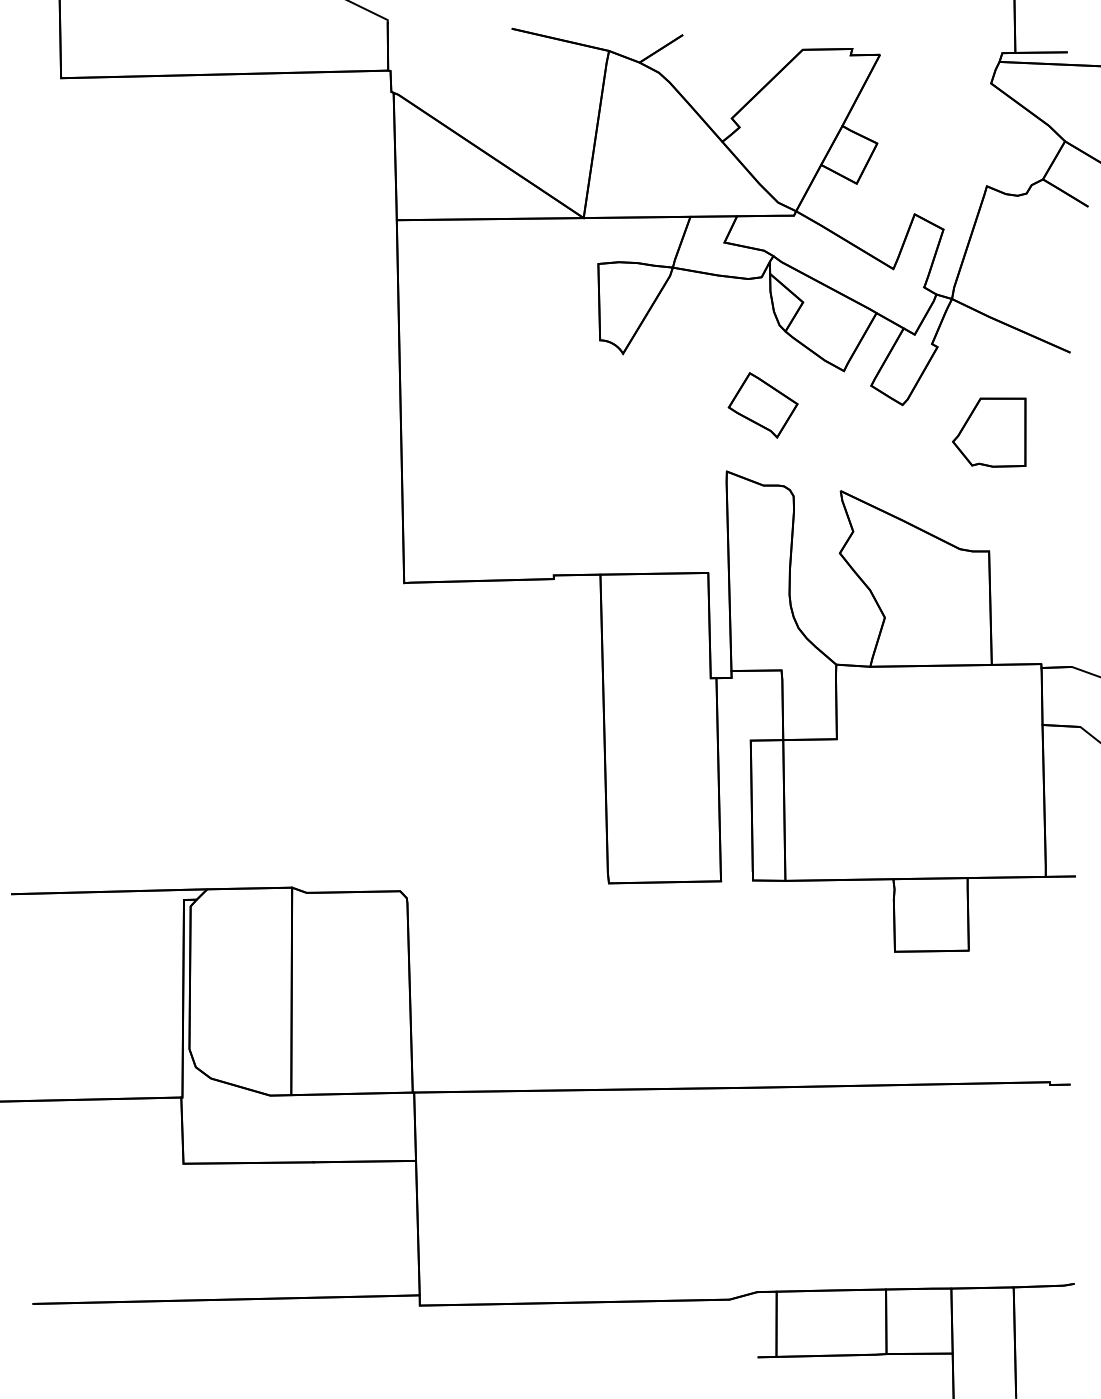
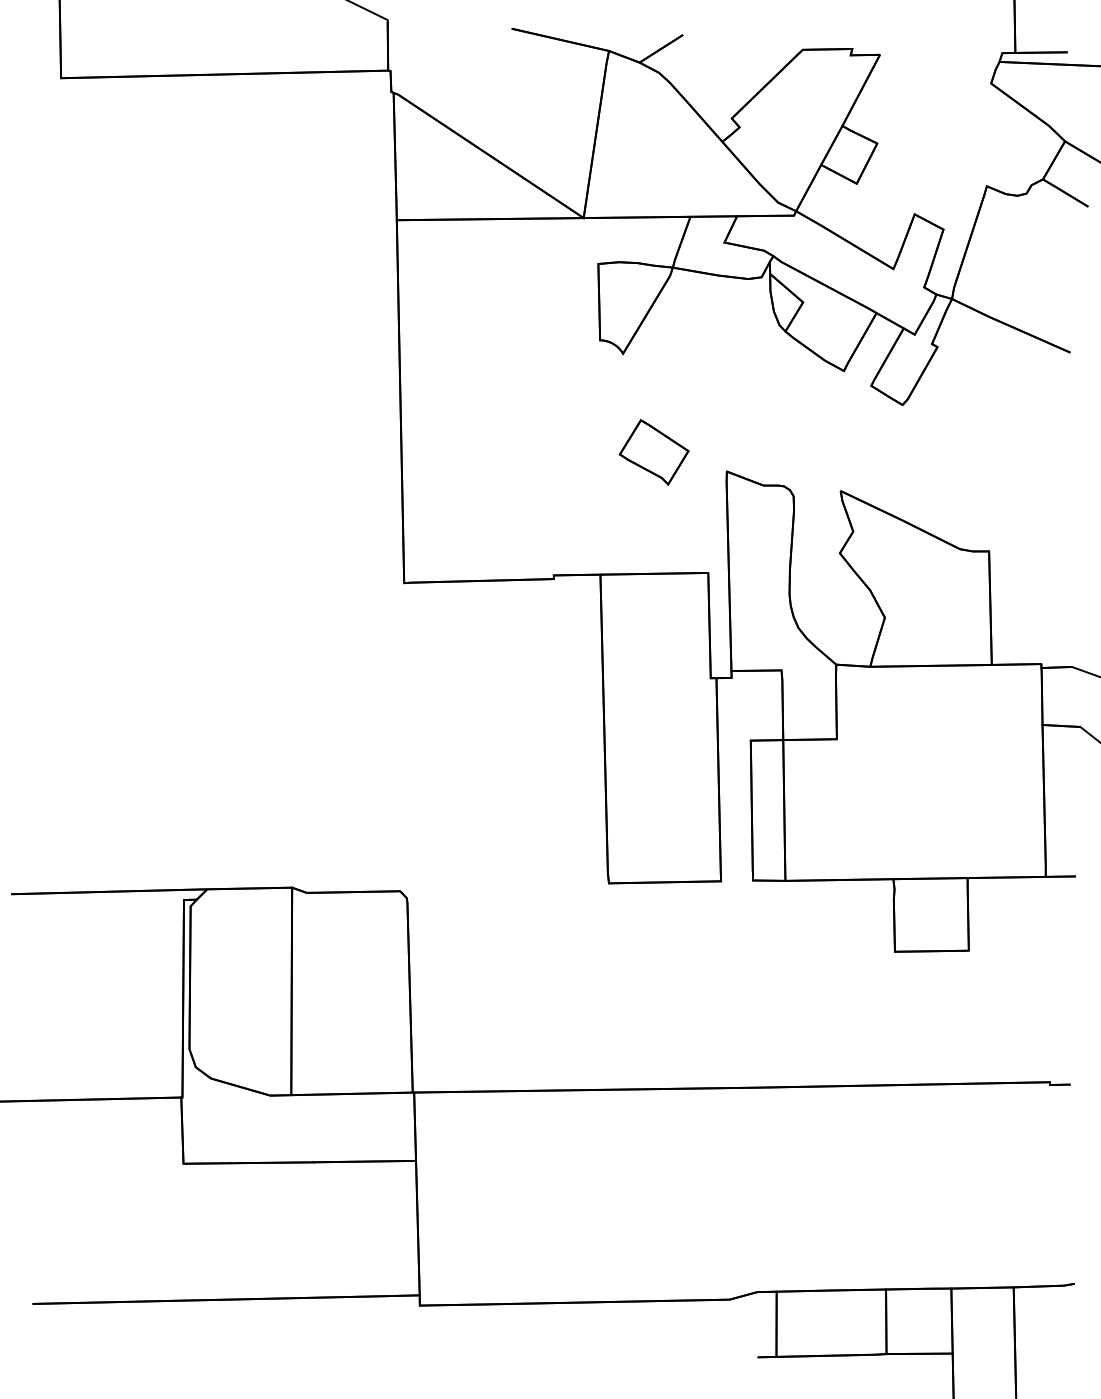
part position: (762, 405) -> (653, 452) (653, 452)
part: present -> none (989, 432)
